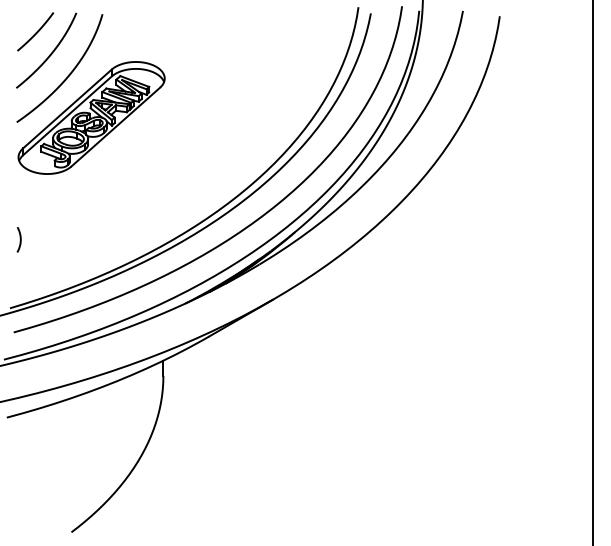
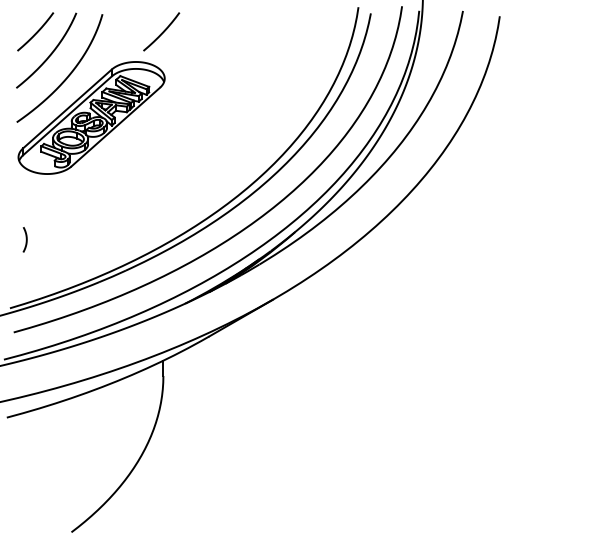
curve: none -> present (162, 31)
curve position: (19, 238) -> (25, 238) (25, 238)
line: present -> none (592, 272)
